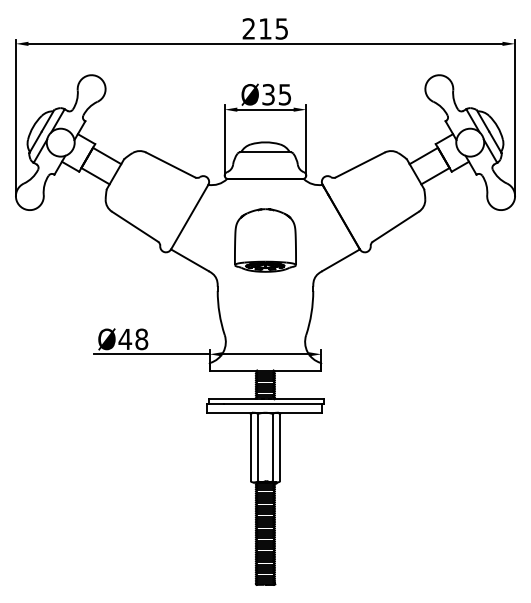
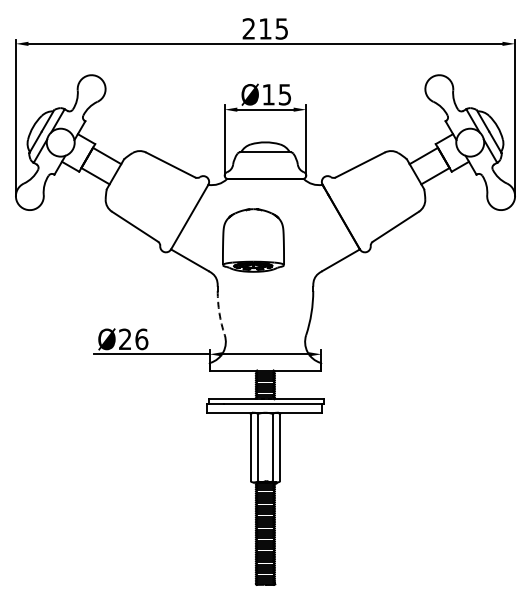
text: Ø35 -> Ø15 (268, 94)
part position: (265, 240) -> (253, 240) (253, 240)
arc: solid -> dashed (219, 313)
text: Ø48 -> Ø26 (133, 339)
